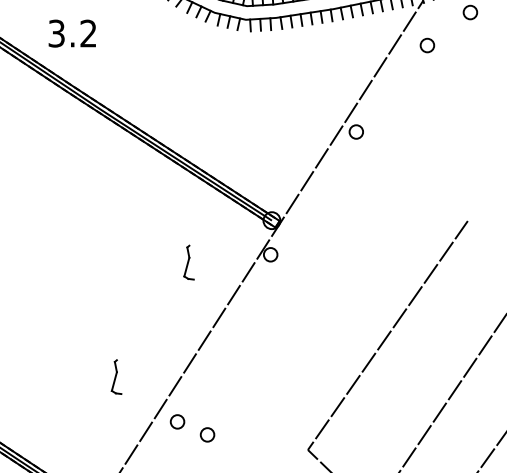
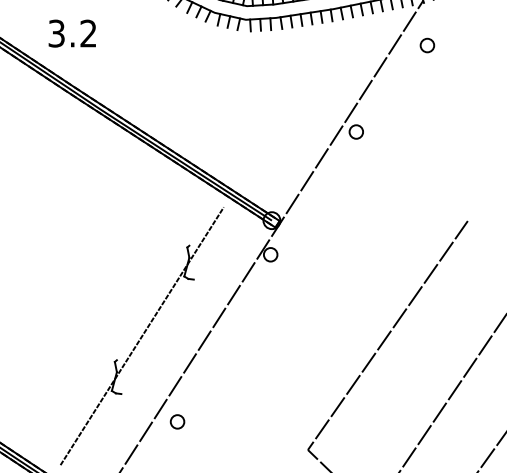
part: present -> none (470, 12)
line: none -> present (141, 336)
part: present -> none (207, 434)
